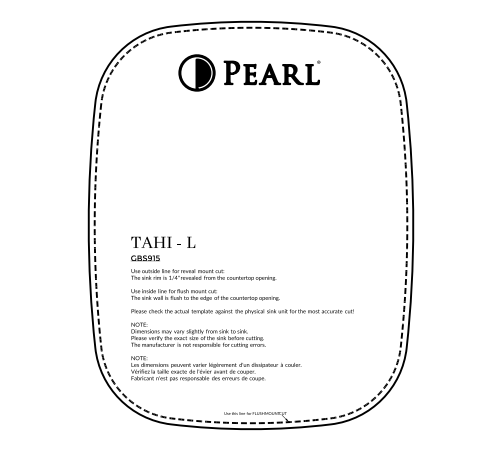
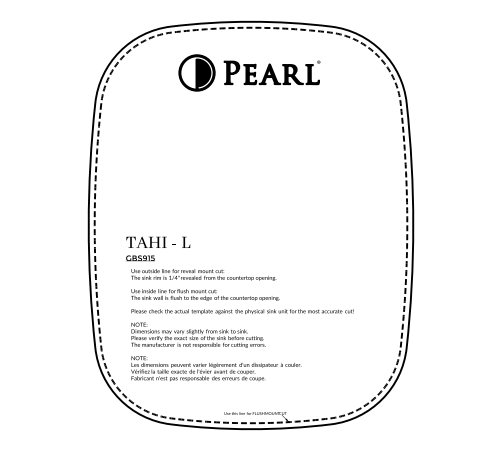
text position: (163, 248) -> (158, 248) (158, 248)
